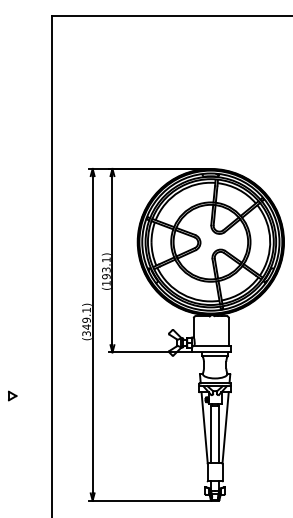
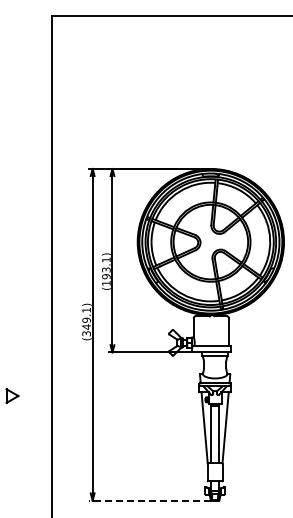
part size: 10x12 px -> 15x16 px (12, 395)
line: solid -> dashed (150, 500)
